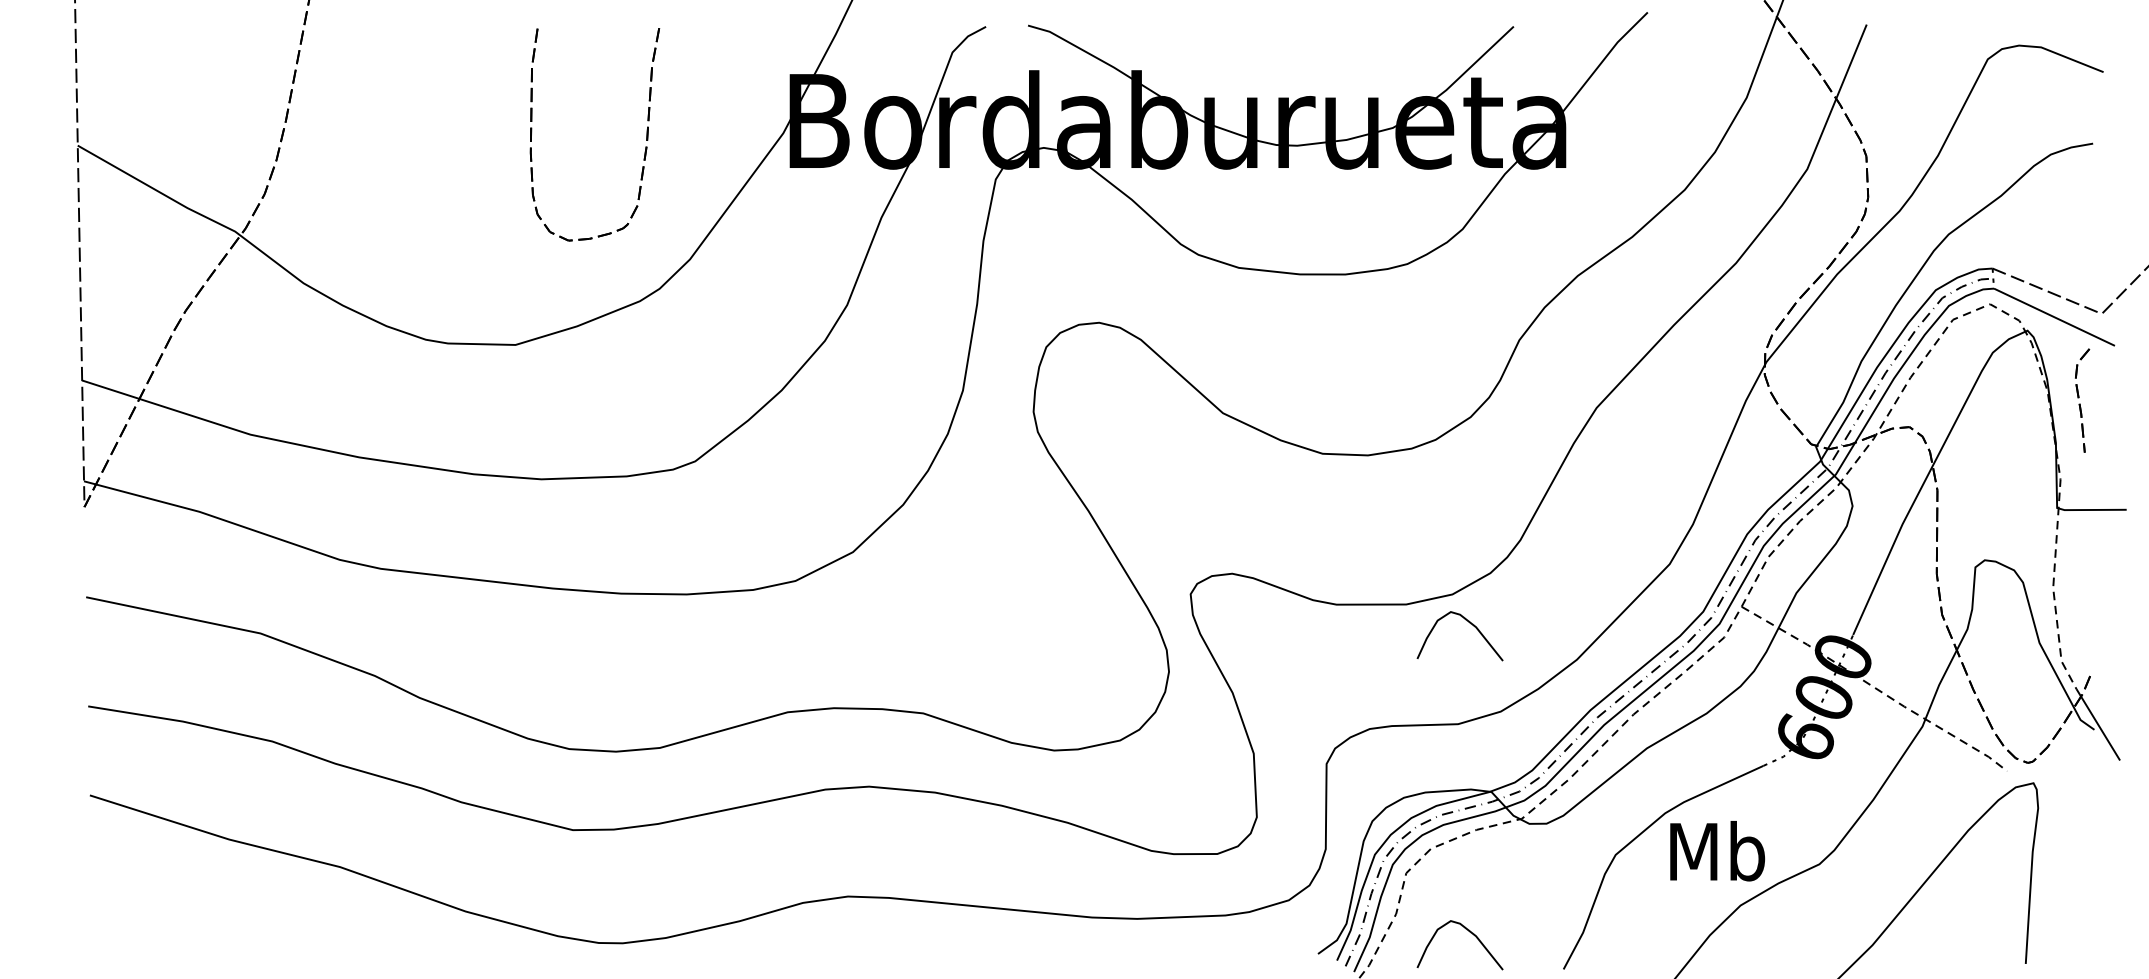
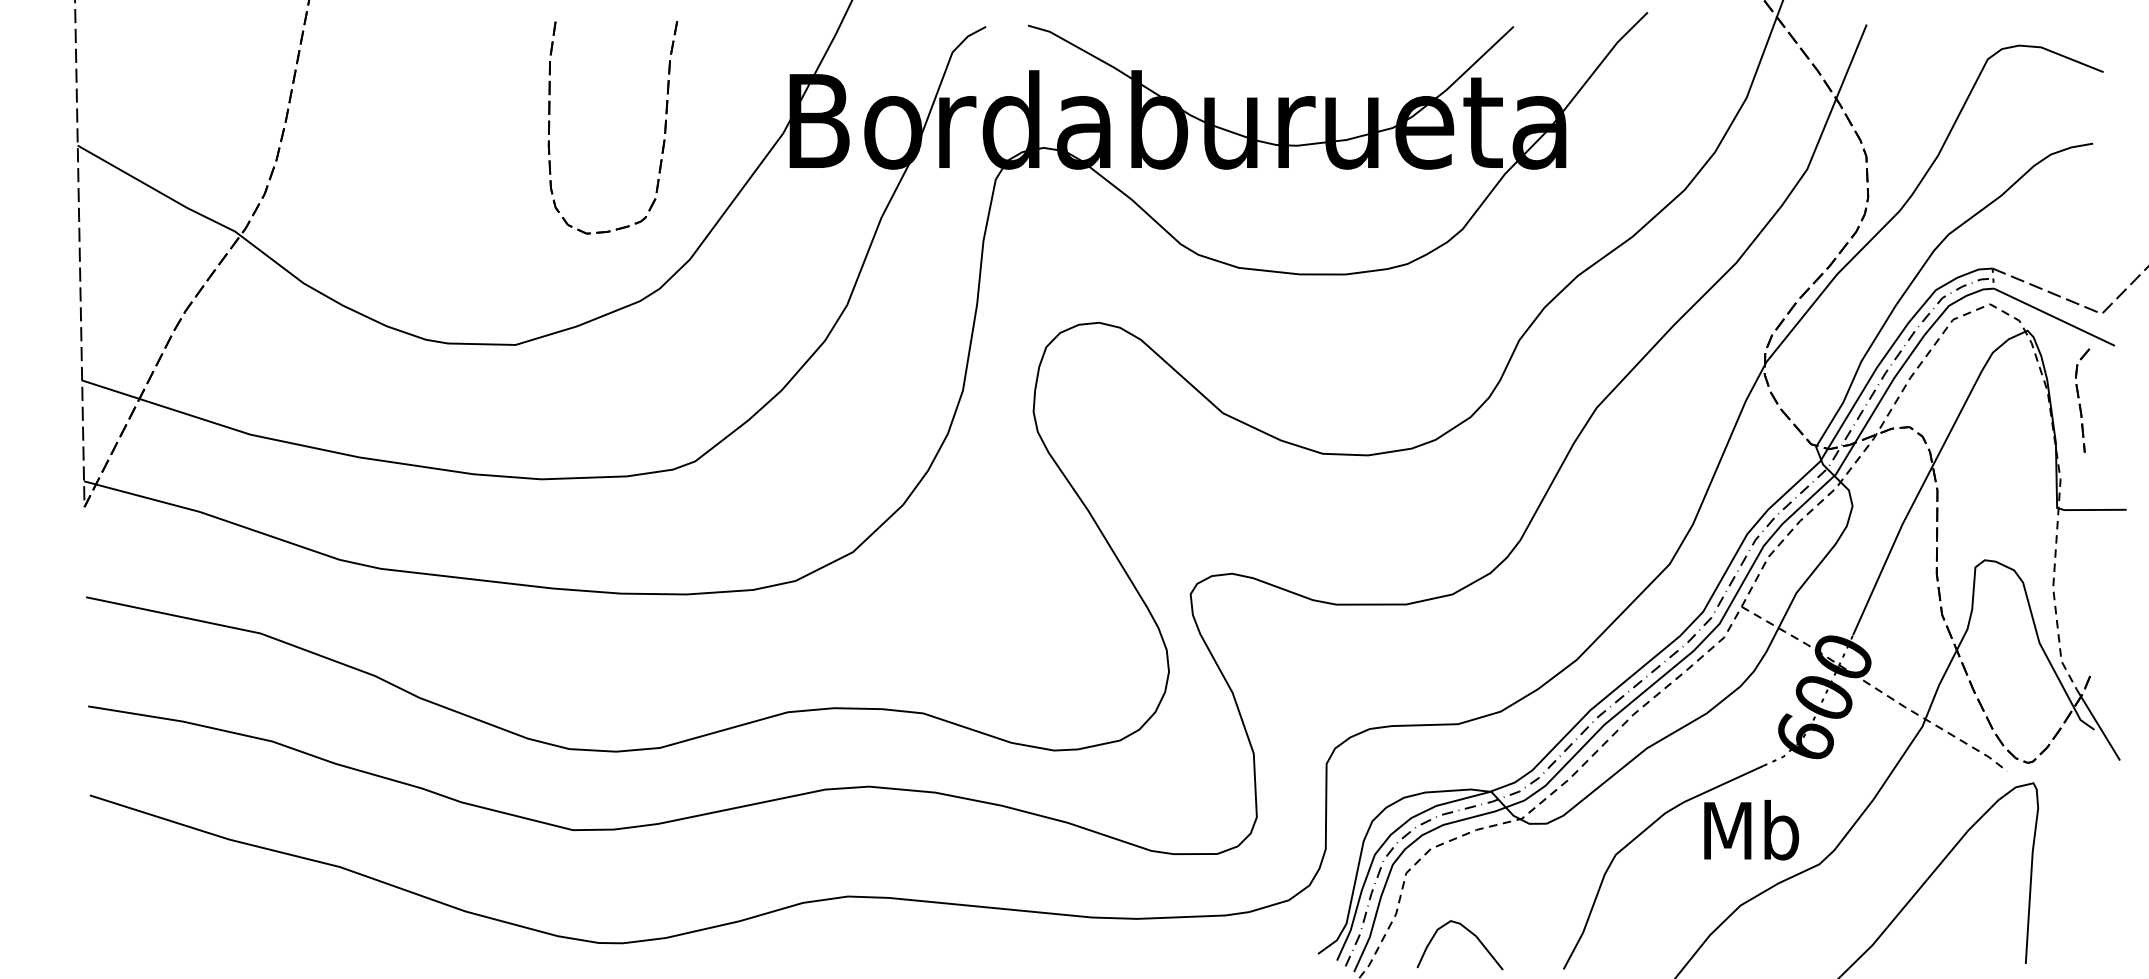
part position: (646, 134) -> (664, 127) (664, 127)
curve: present -> none (1470, 624)
text position: (1717, 851) -> (1751, 830) (1751, 830)
